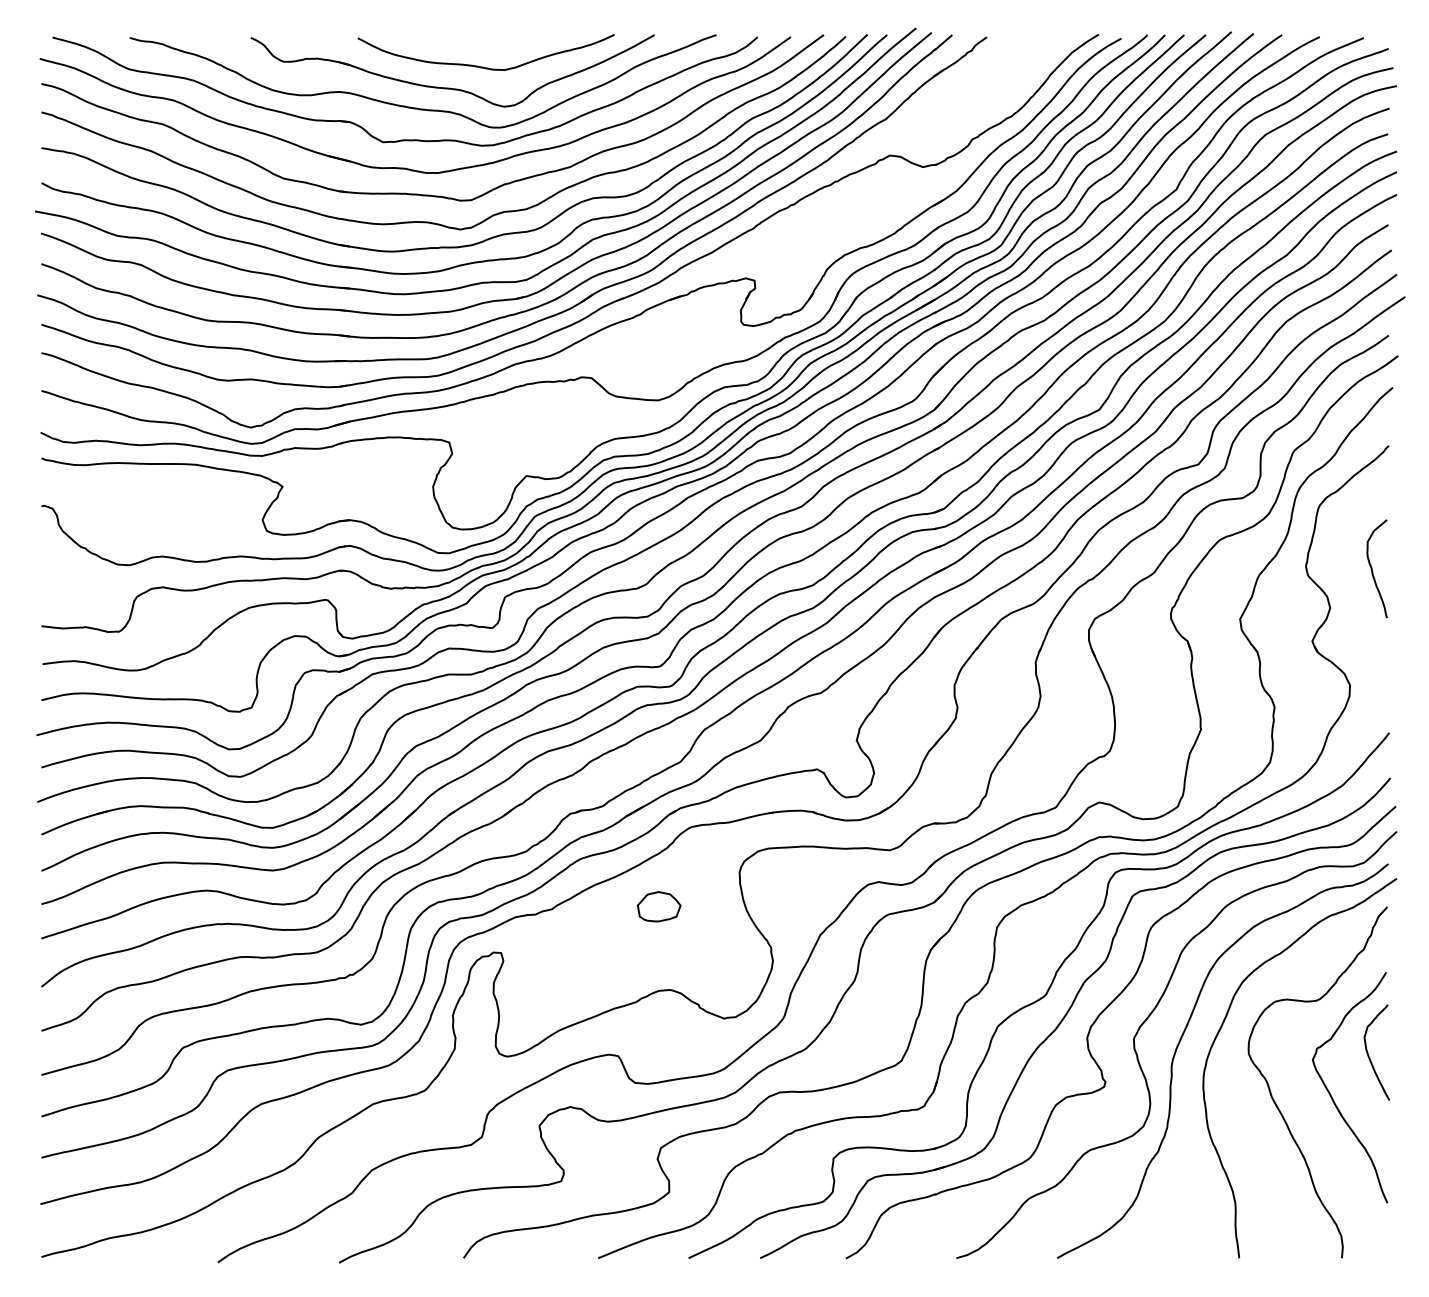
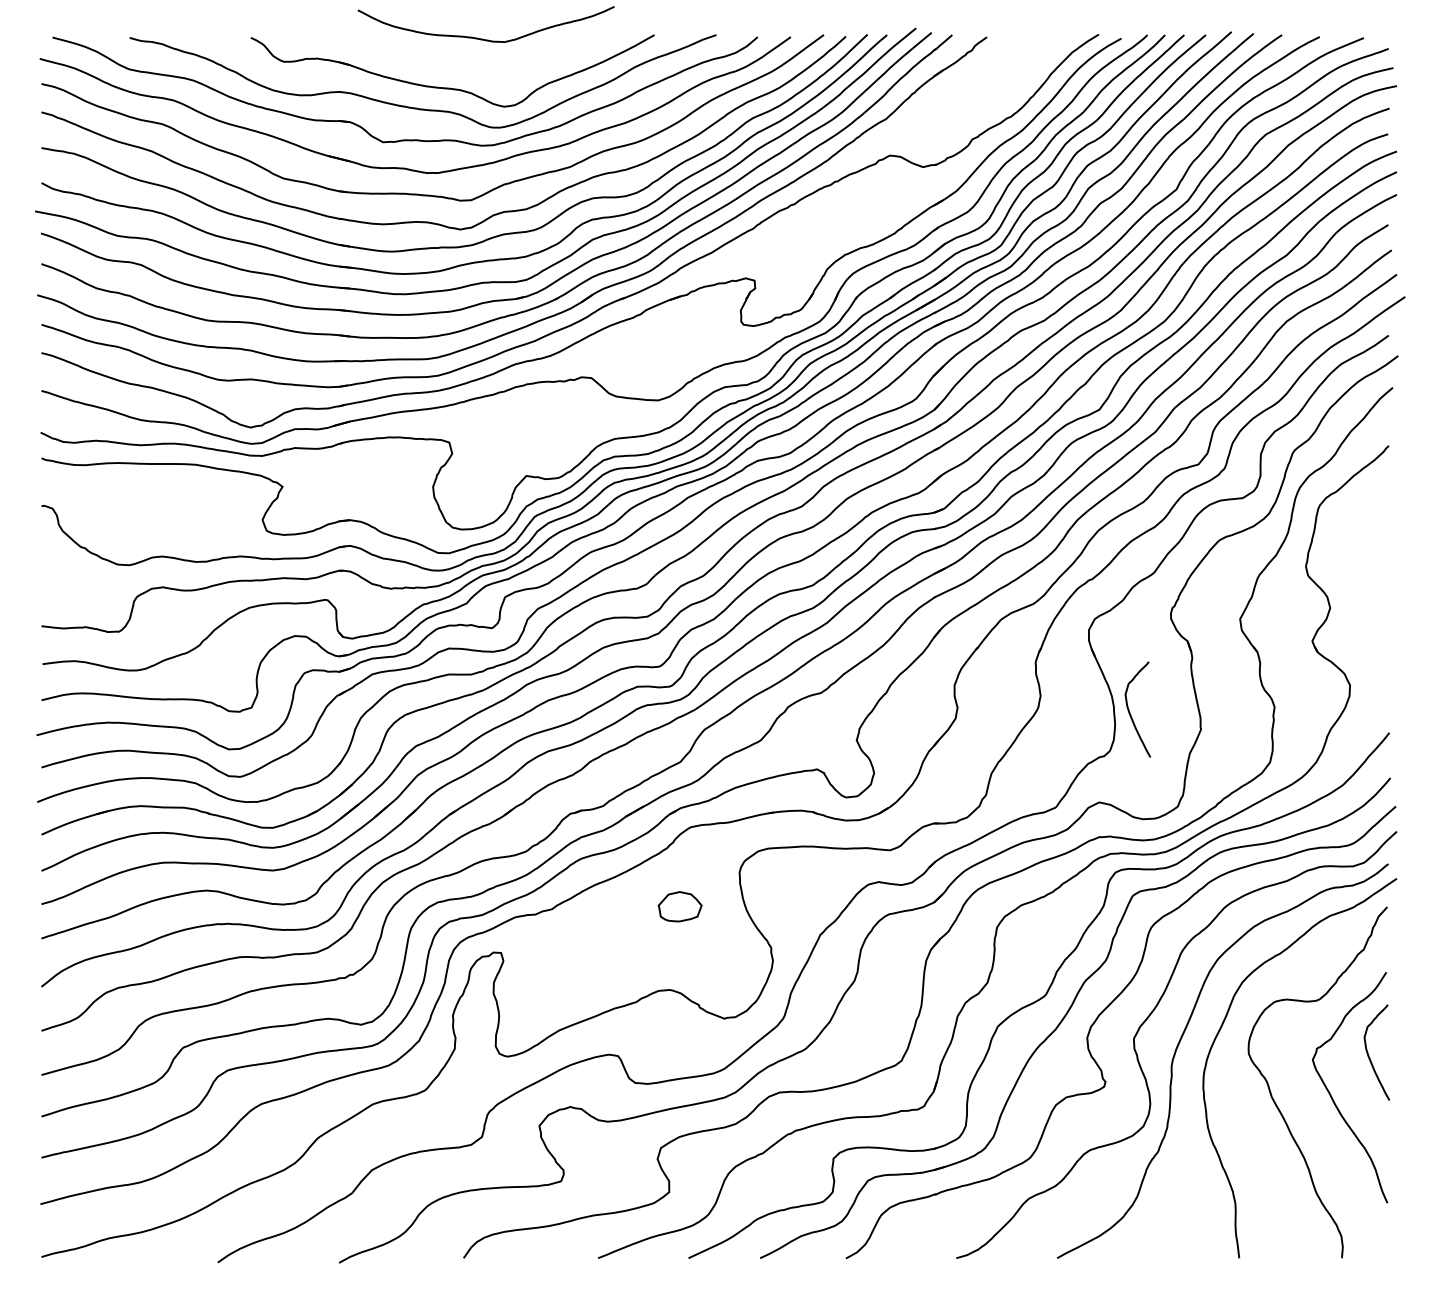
curve position: (483, 66) -> (483, 38) (483, 38)
curve: present -> none (1372, 568)
curve: none -> present (1130, 712)
part position: (658, 906) -> (679, 906) (679, 906)
